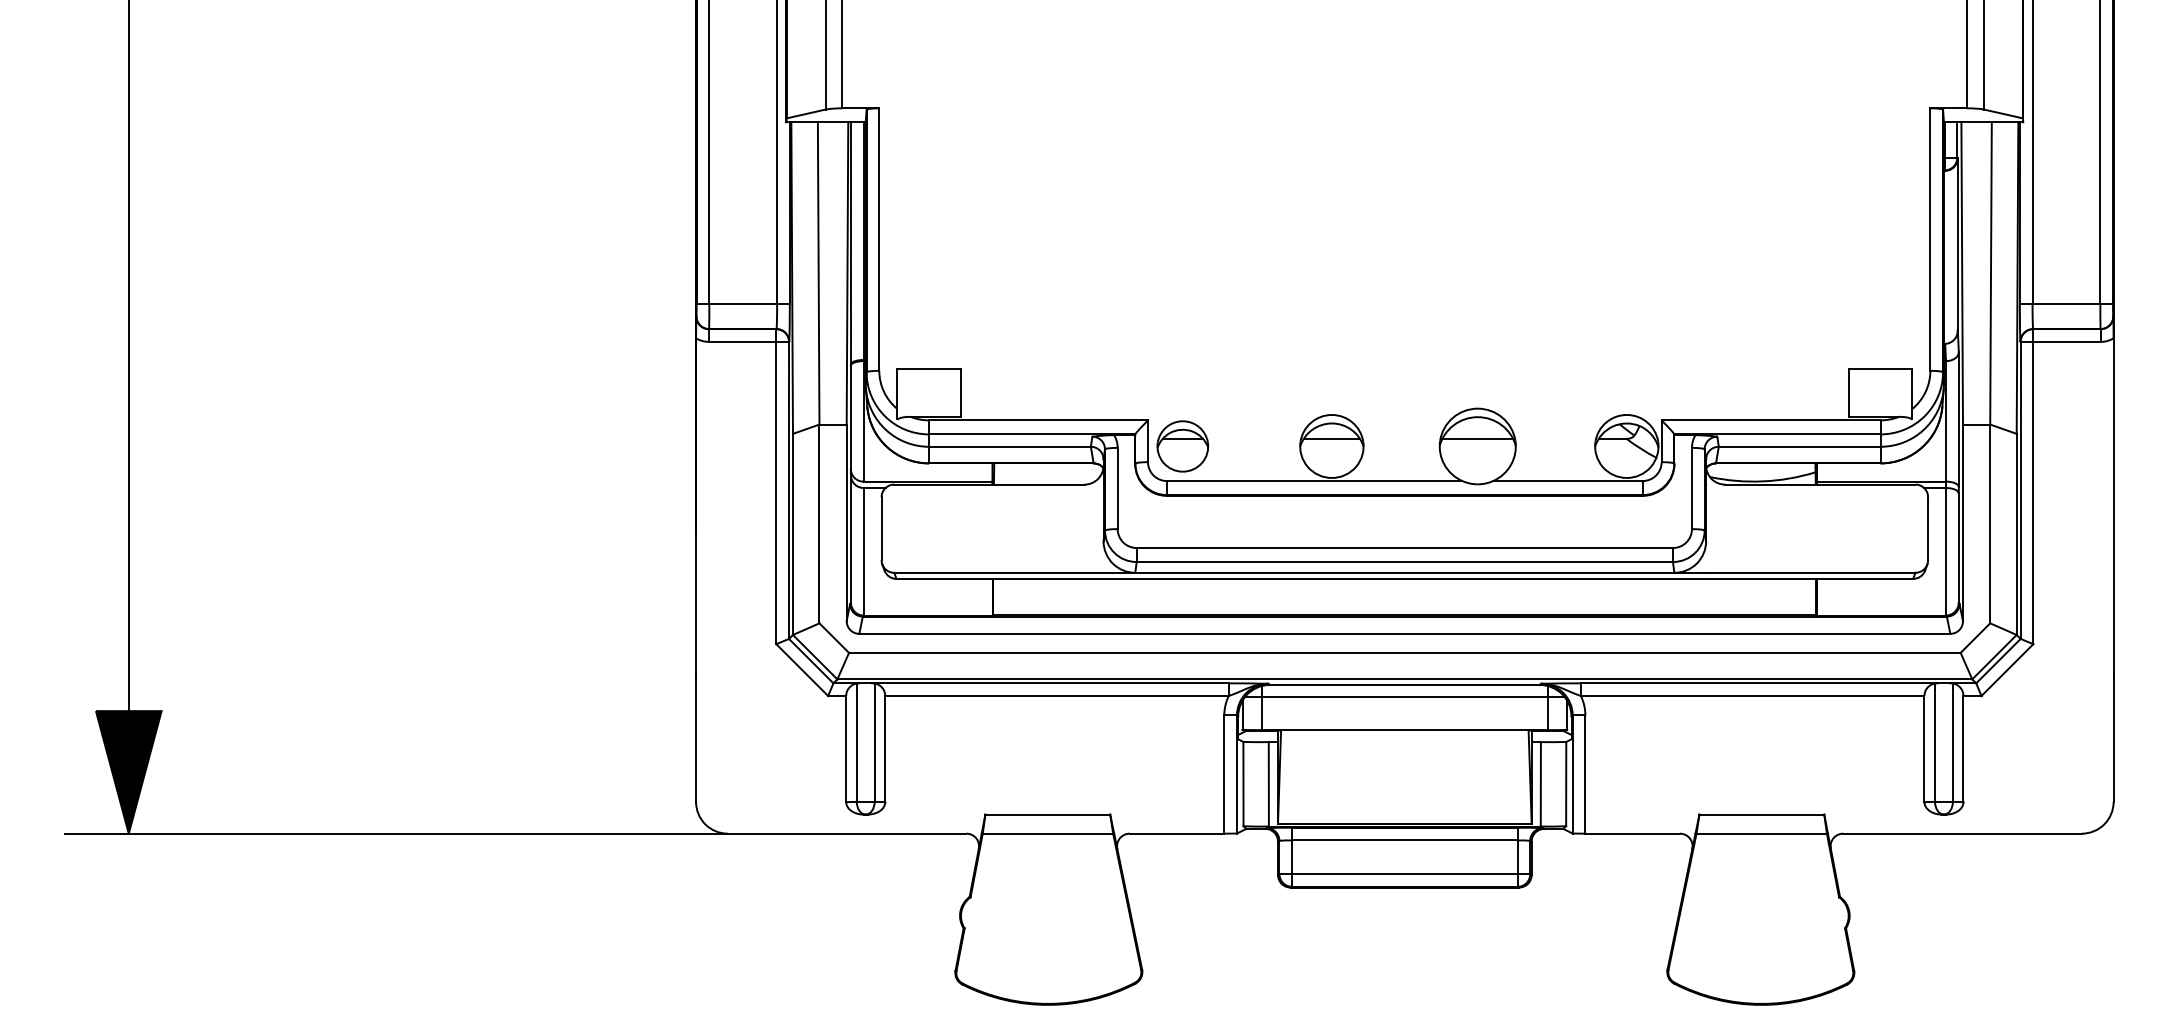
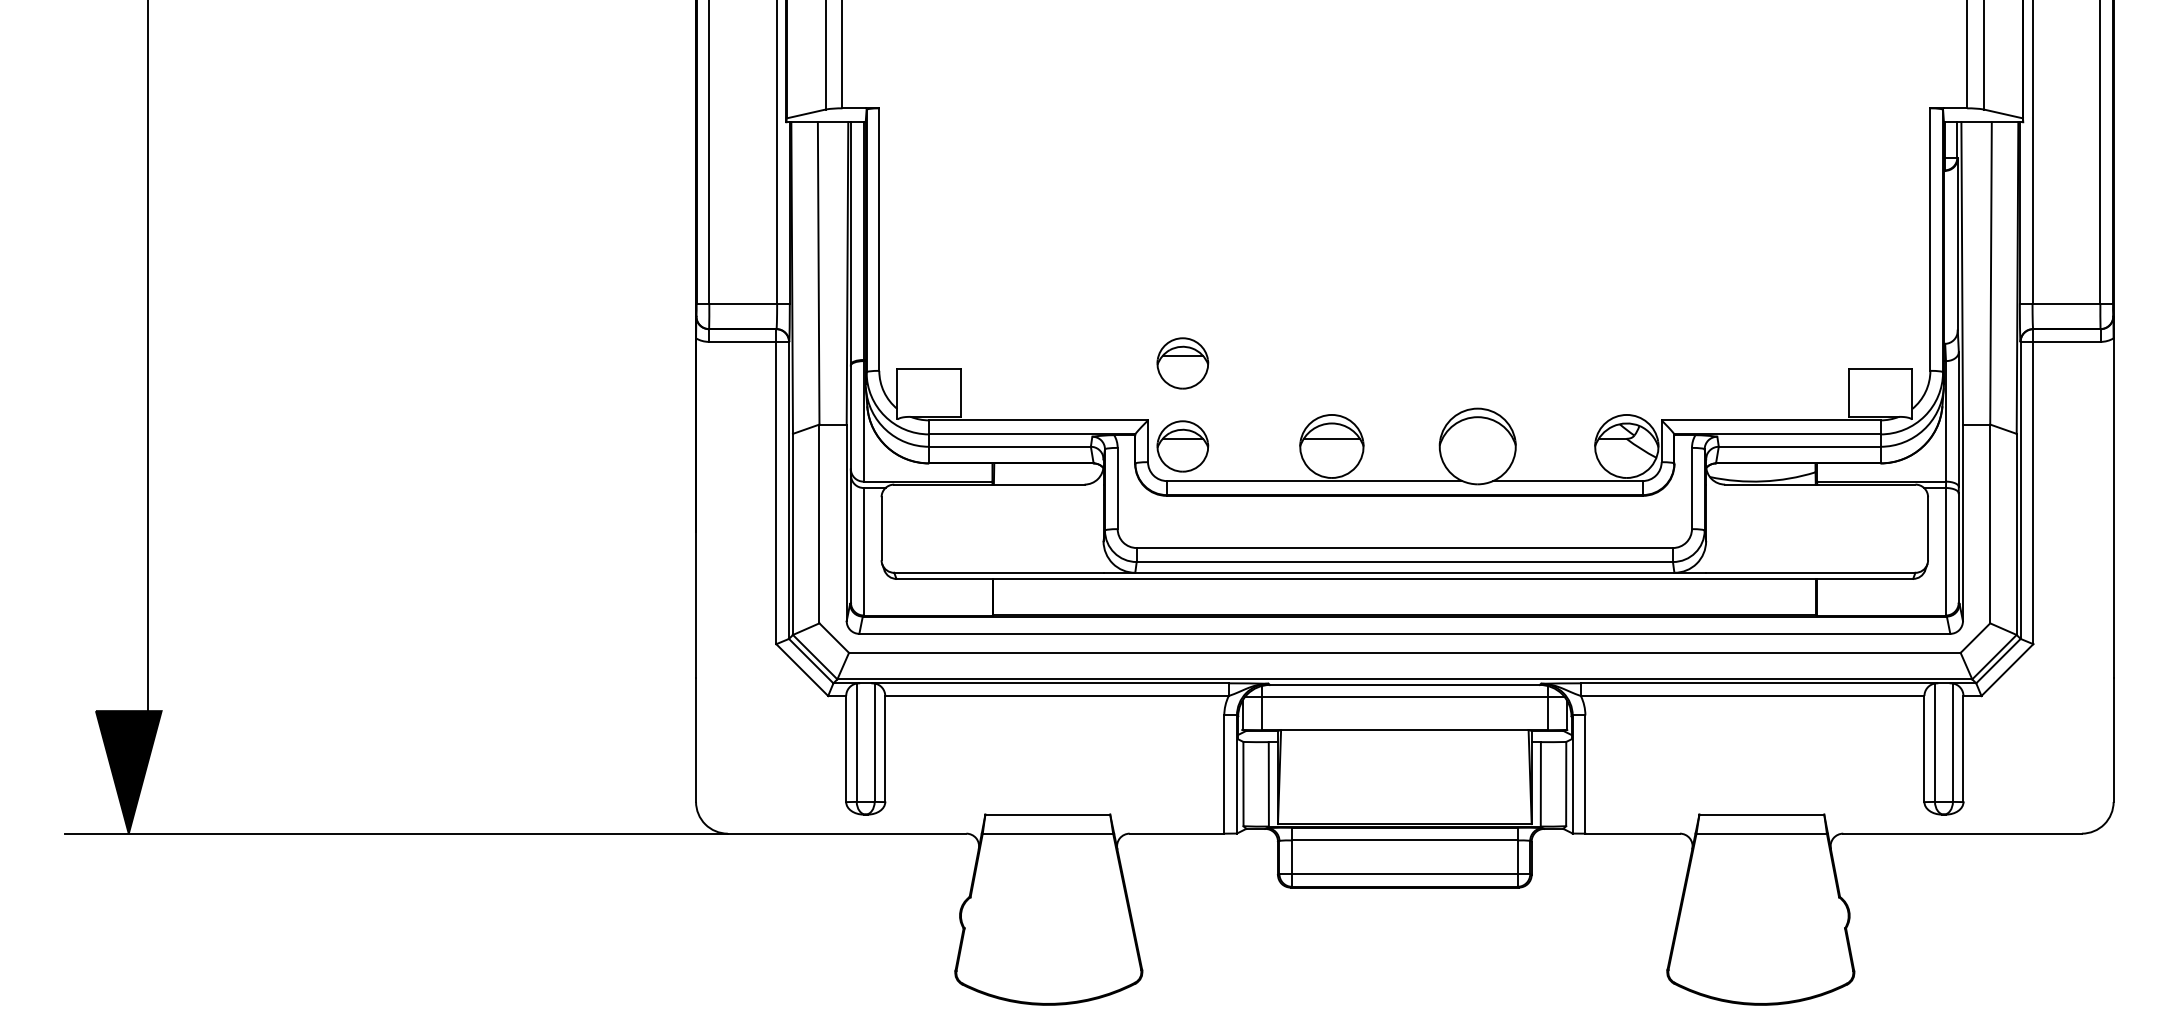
line position: (128, 356) -> (147, 356) (147, 356)
part: none -> present (1182, 363)
line: present -> none (1477, 438)
